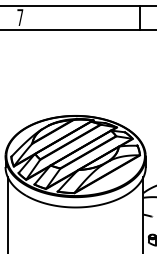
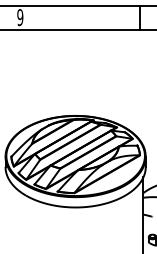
text: 7 -> 9 (20, 17)
line: present -> none (7, 213)
